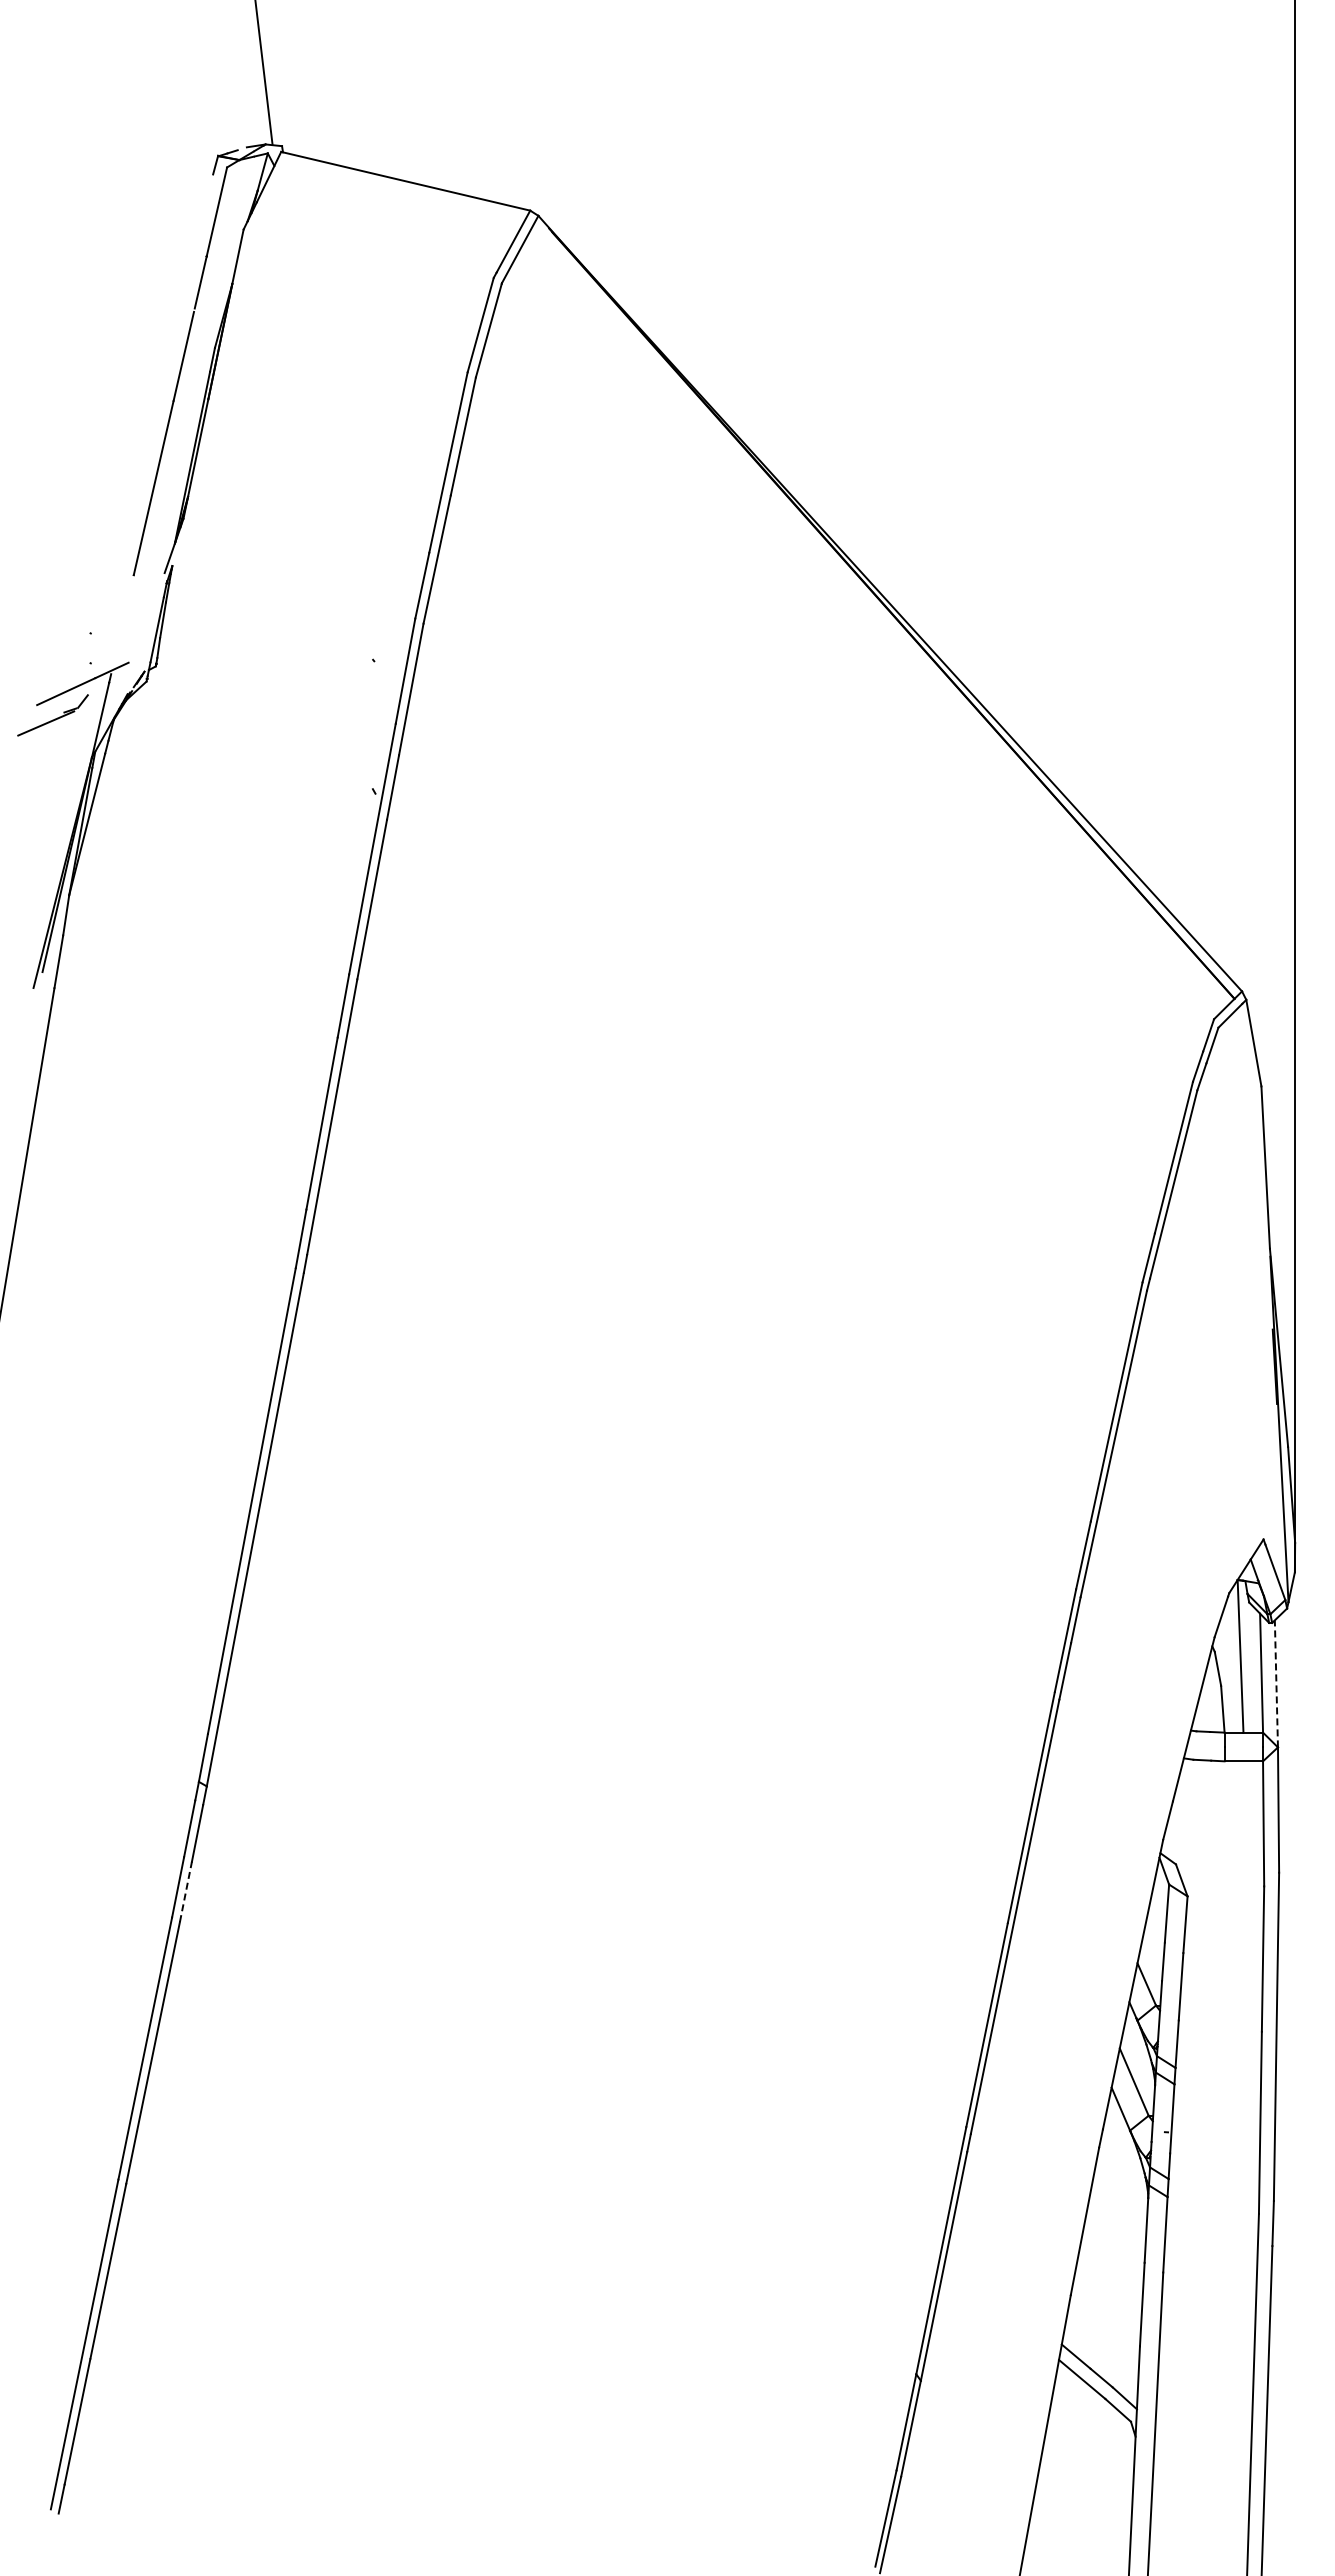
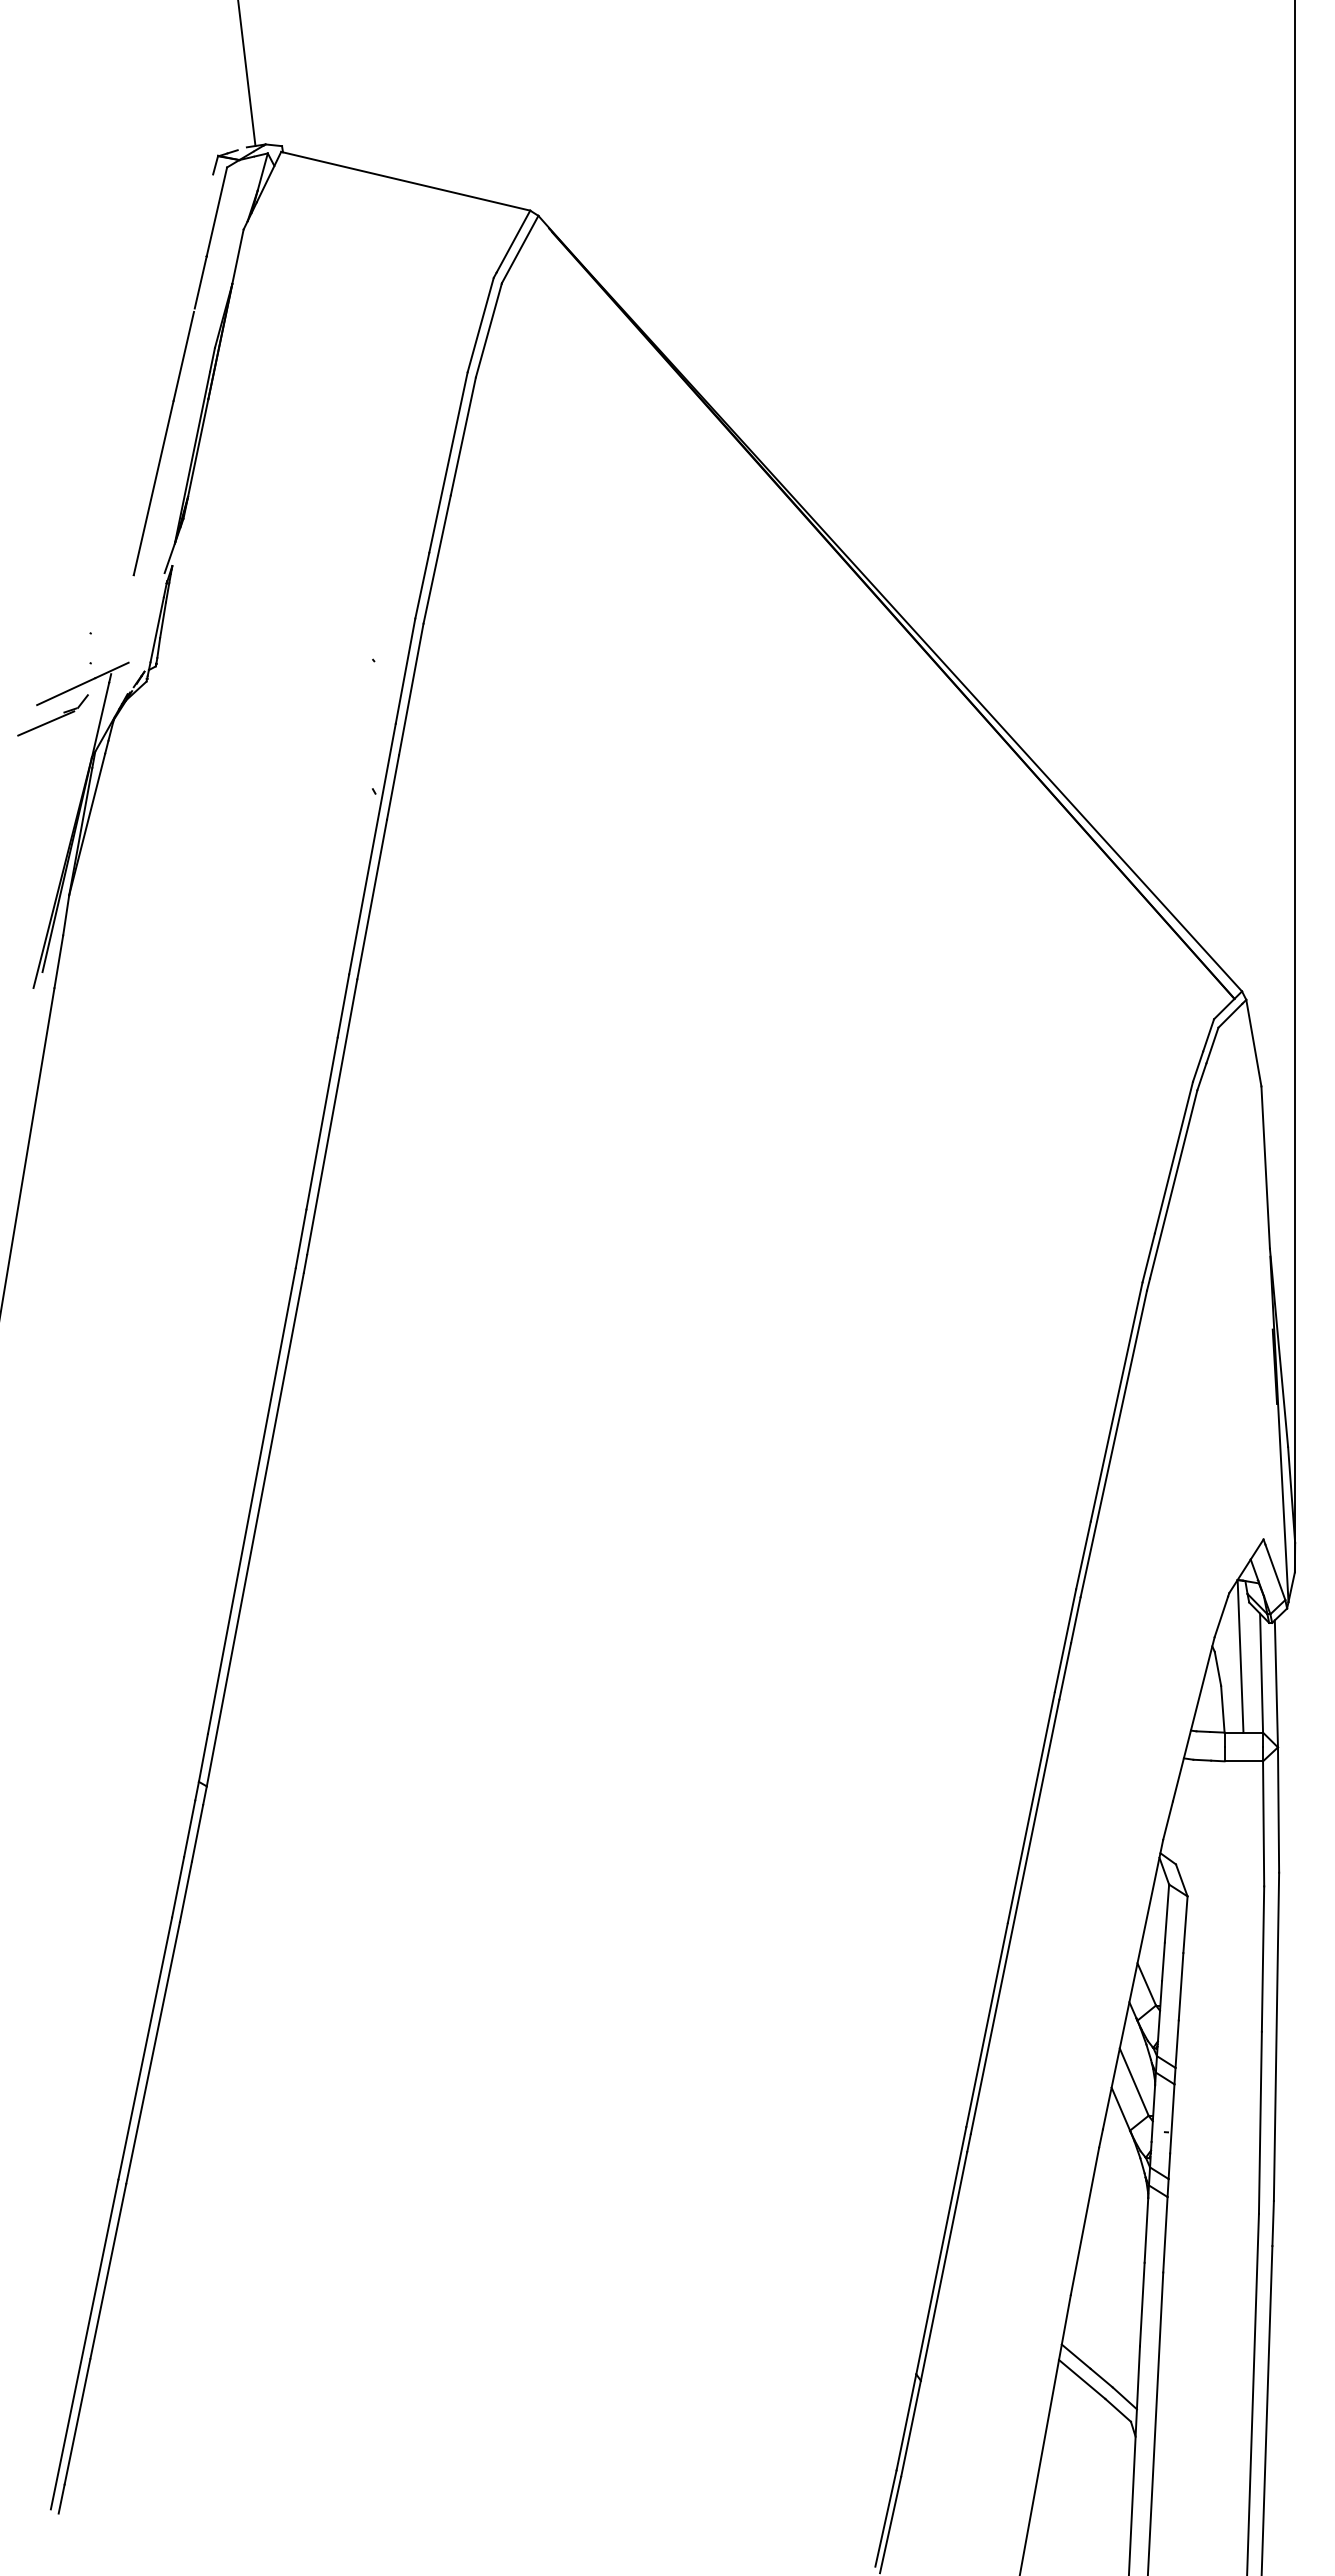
line position: (263, 73) -> (246, 74) (246, 74)
line: dashed -> solid (1276, 1683)
line: dashed -> solid (185, 1891)
